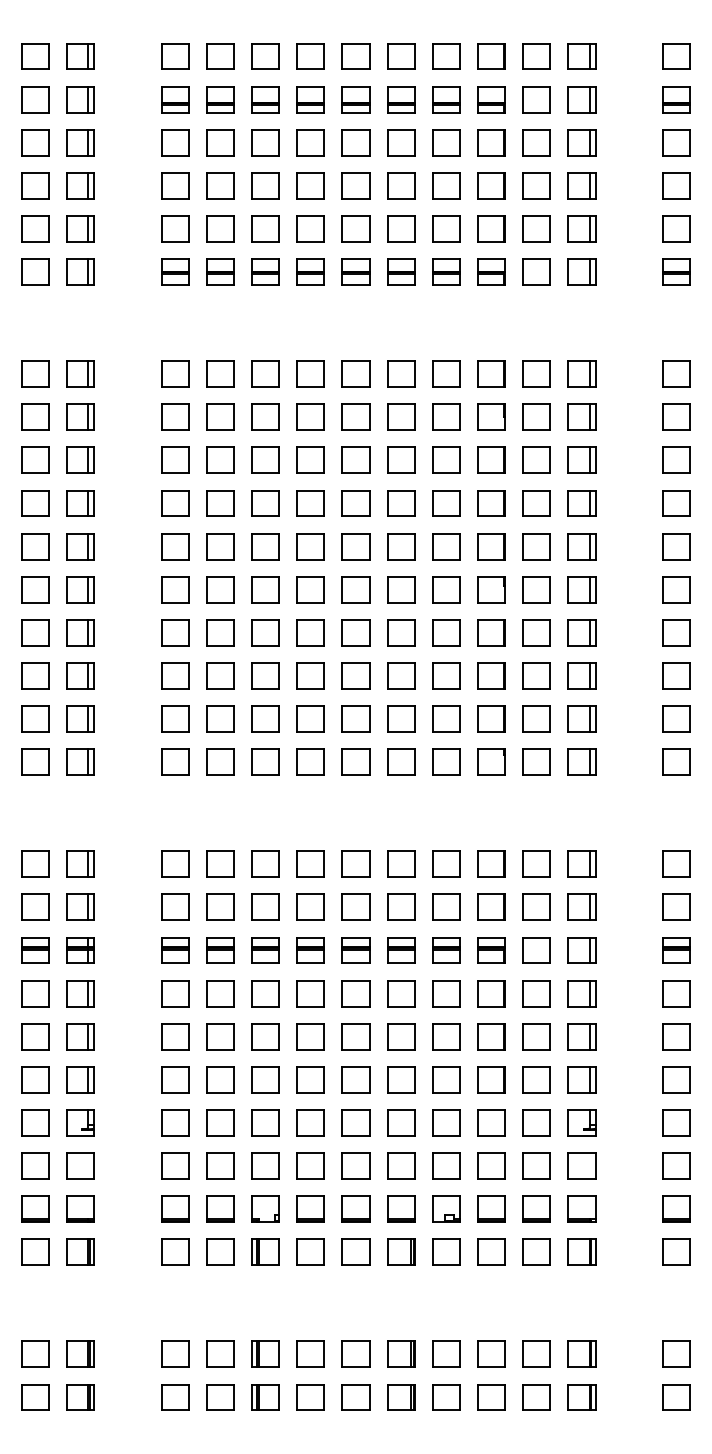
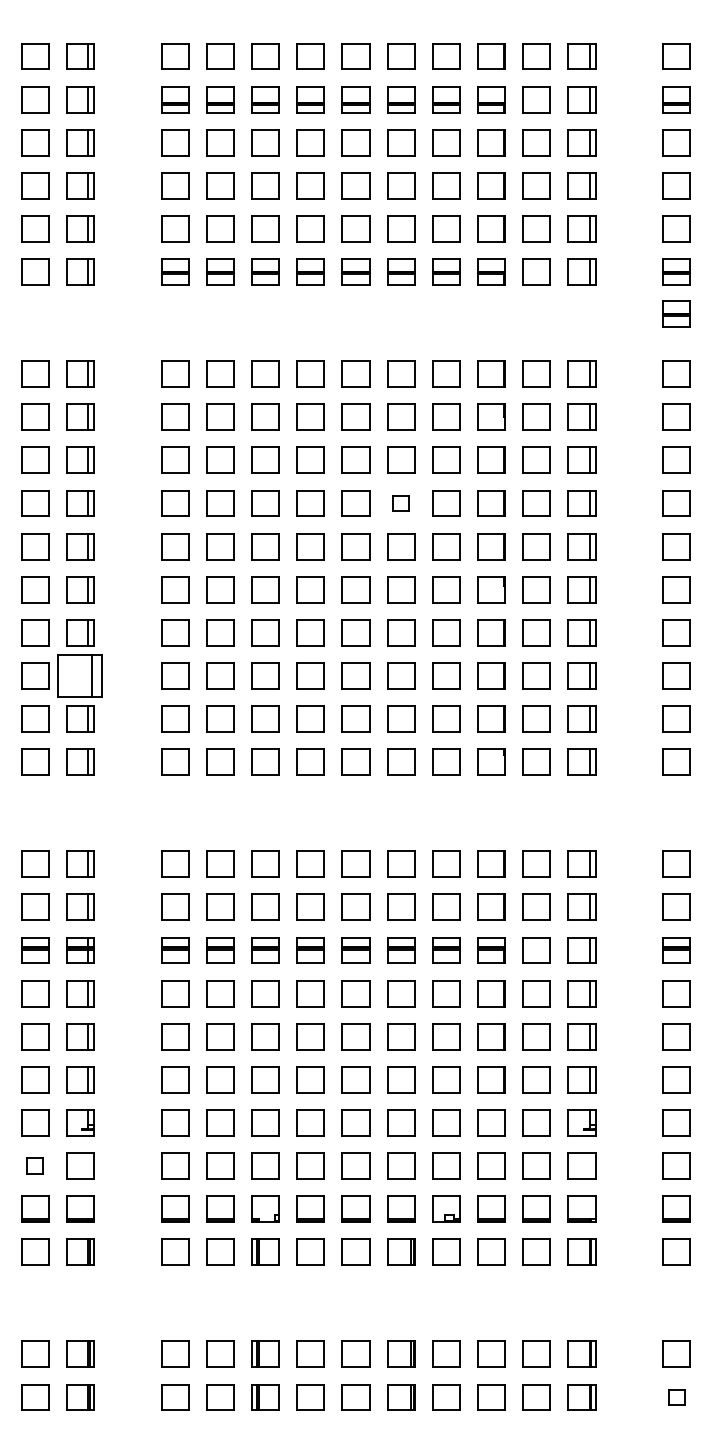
part: none -> present (676, 313)
part size: 29x27 px -> 18x17 px (400, 503)
part size: 29x28 px -> 46x44 px (79, 675)
part size: 29x28 px -> 18x18 px (34, 1165)
part size: 29x27 px -> 18x17 px (676, 1397)
